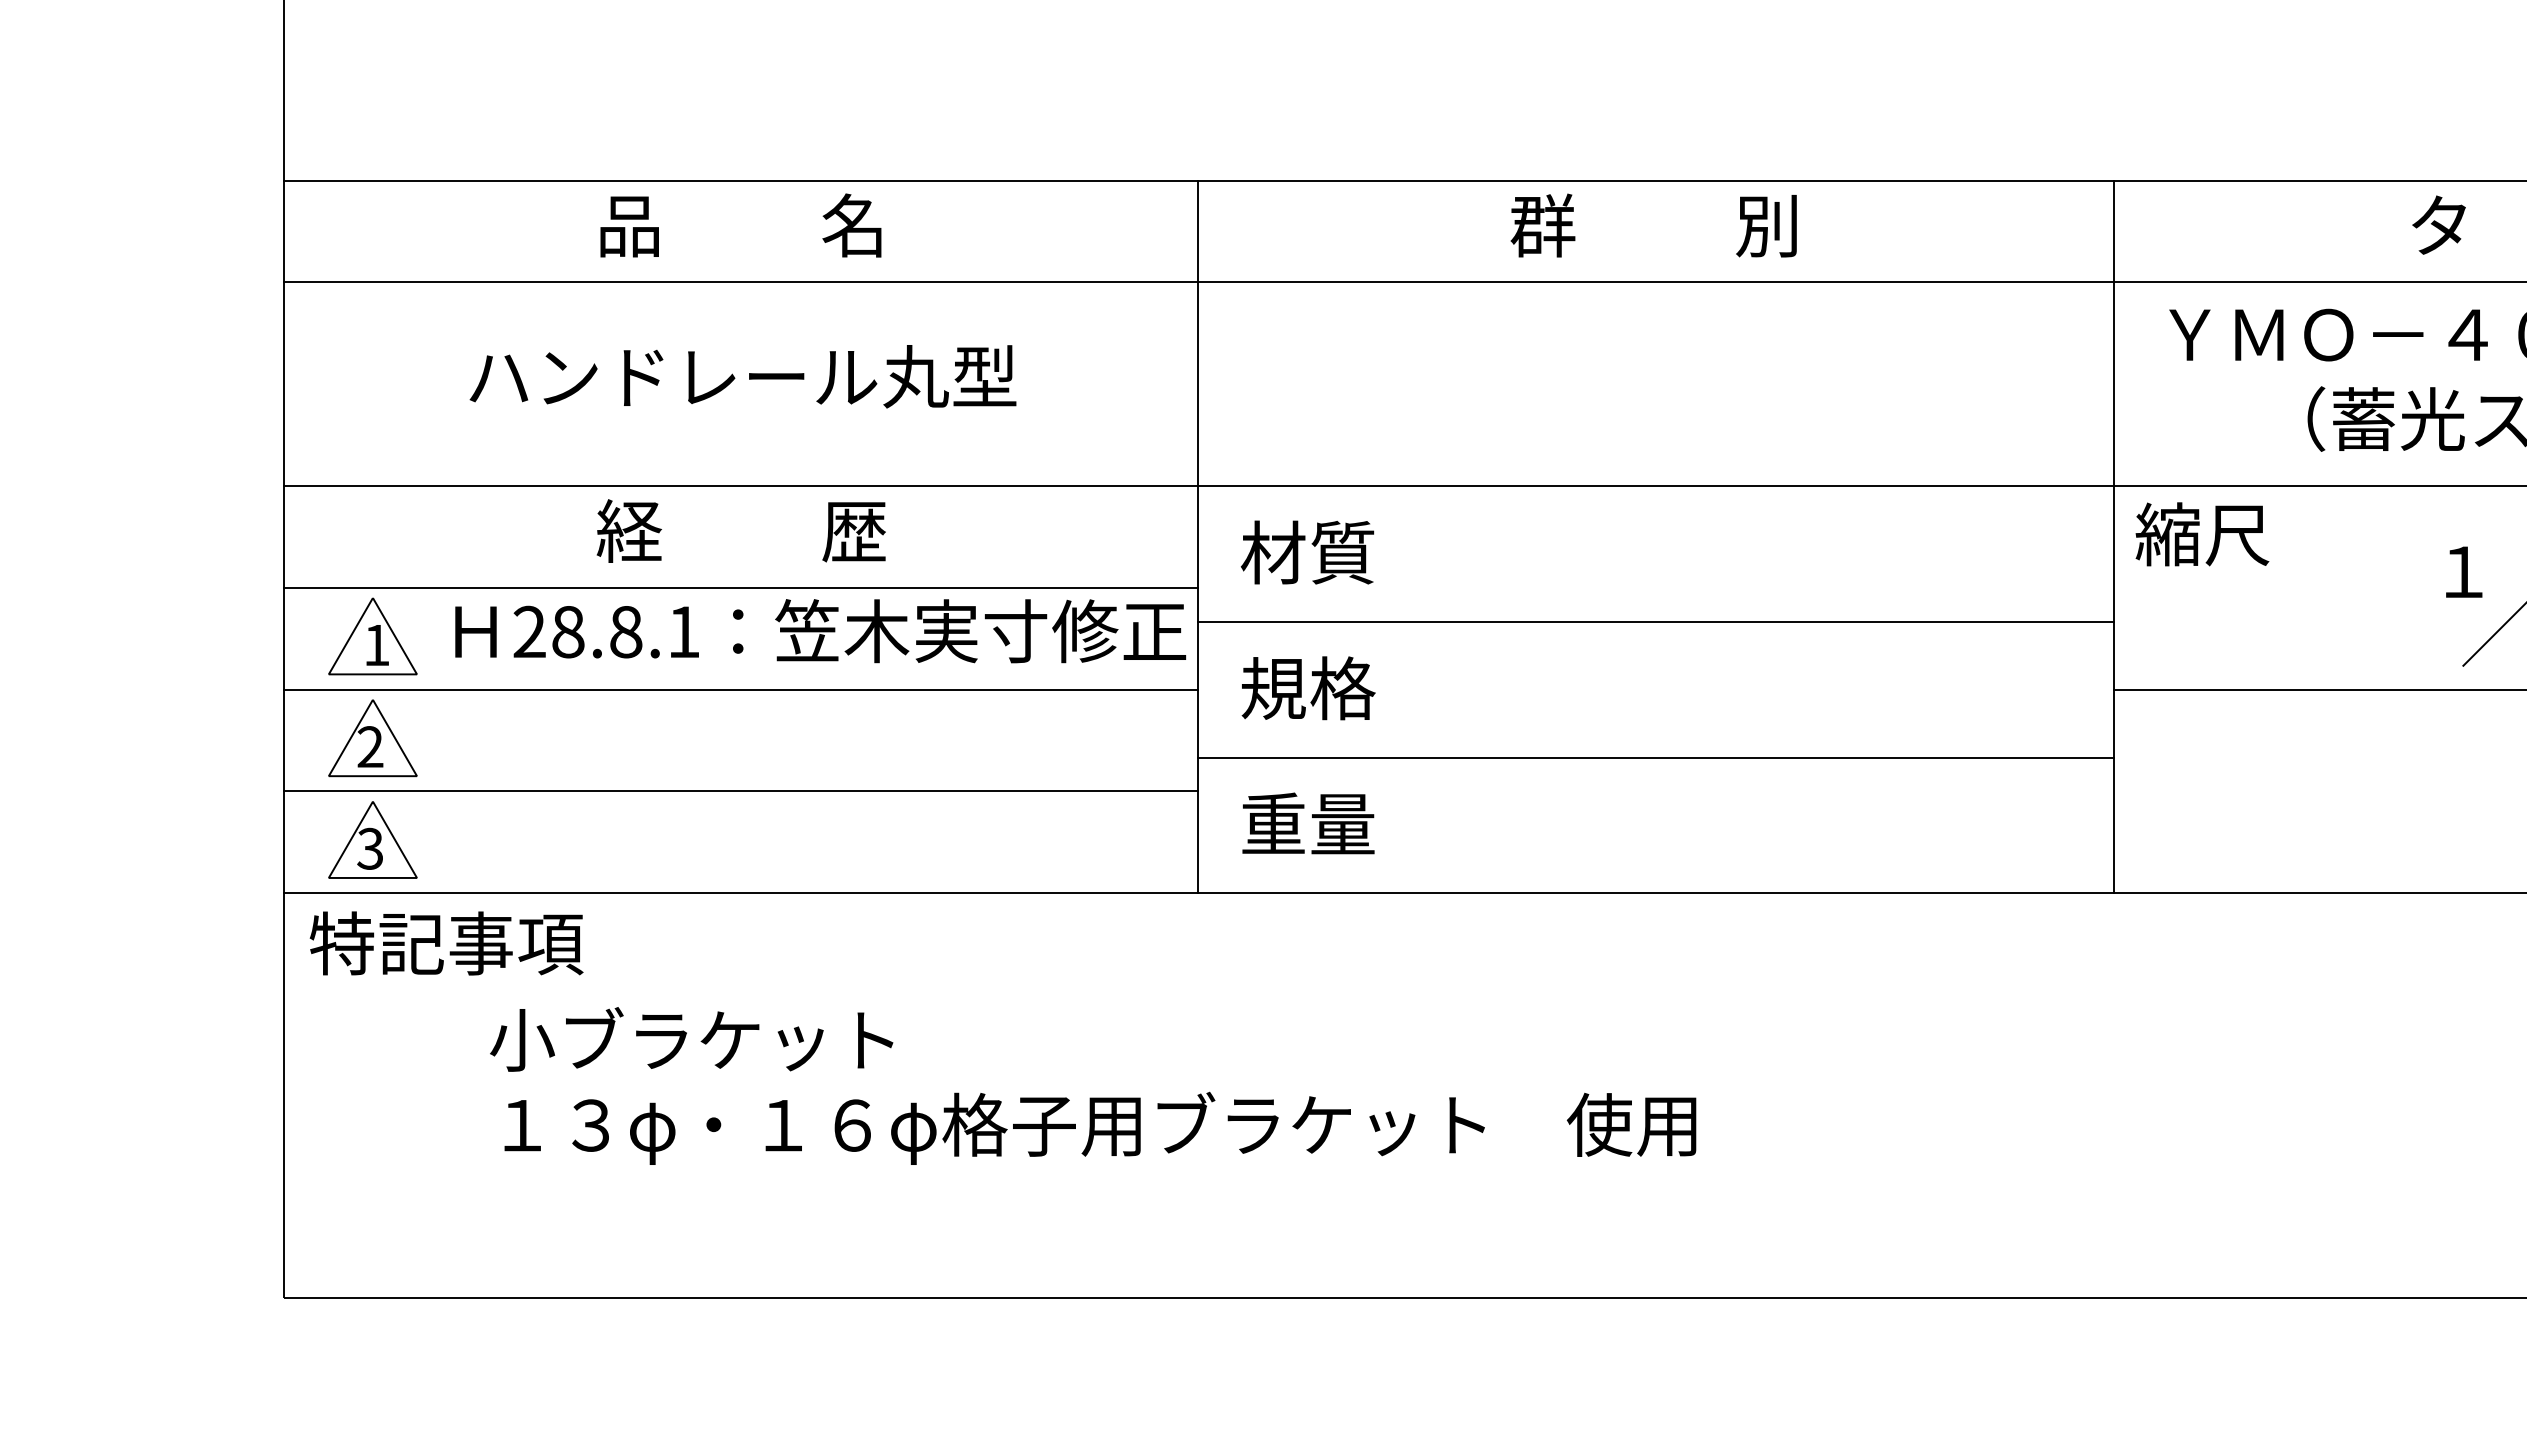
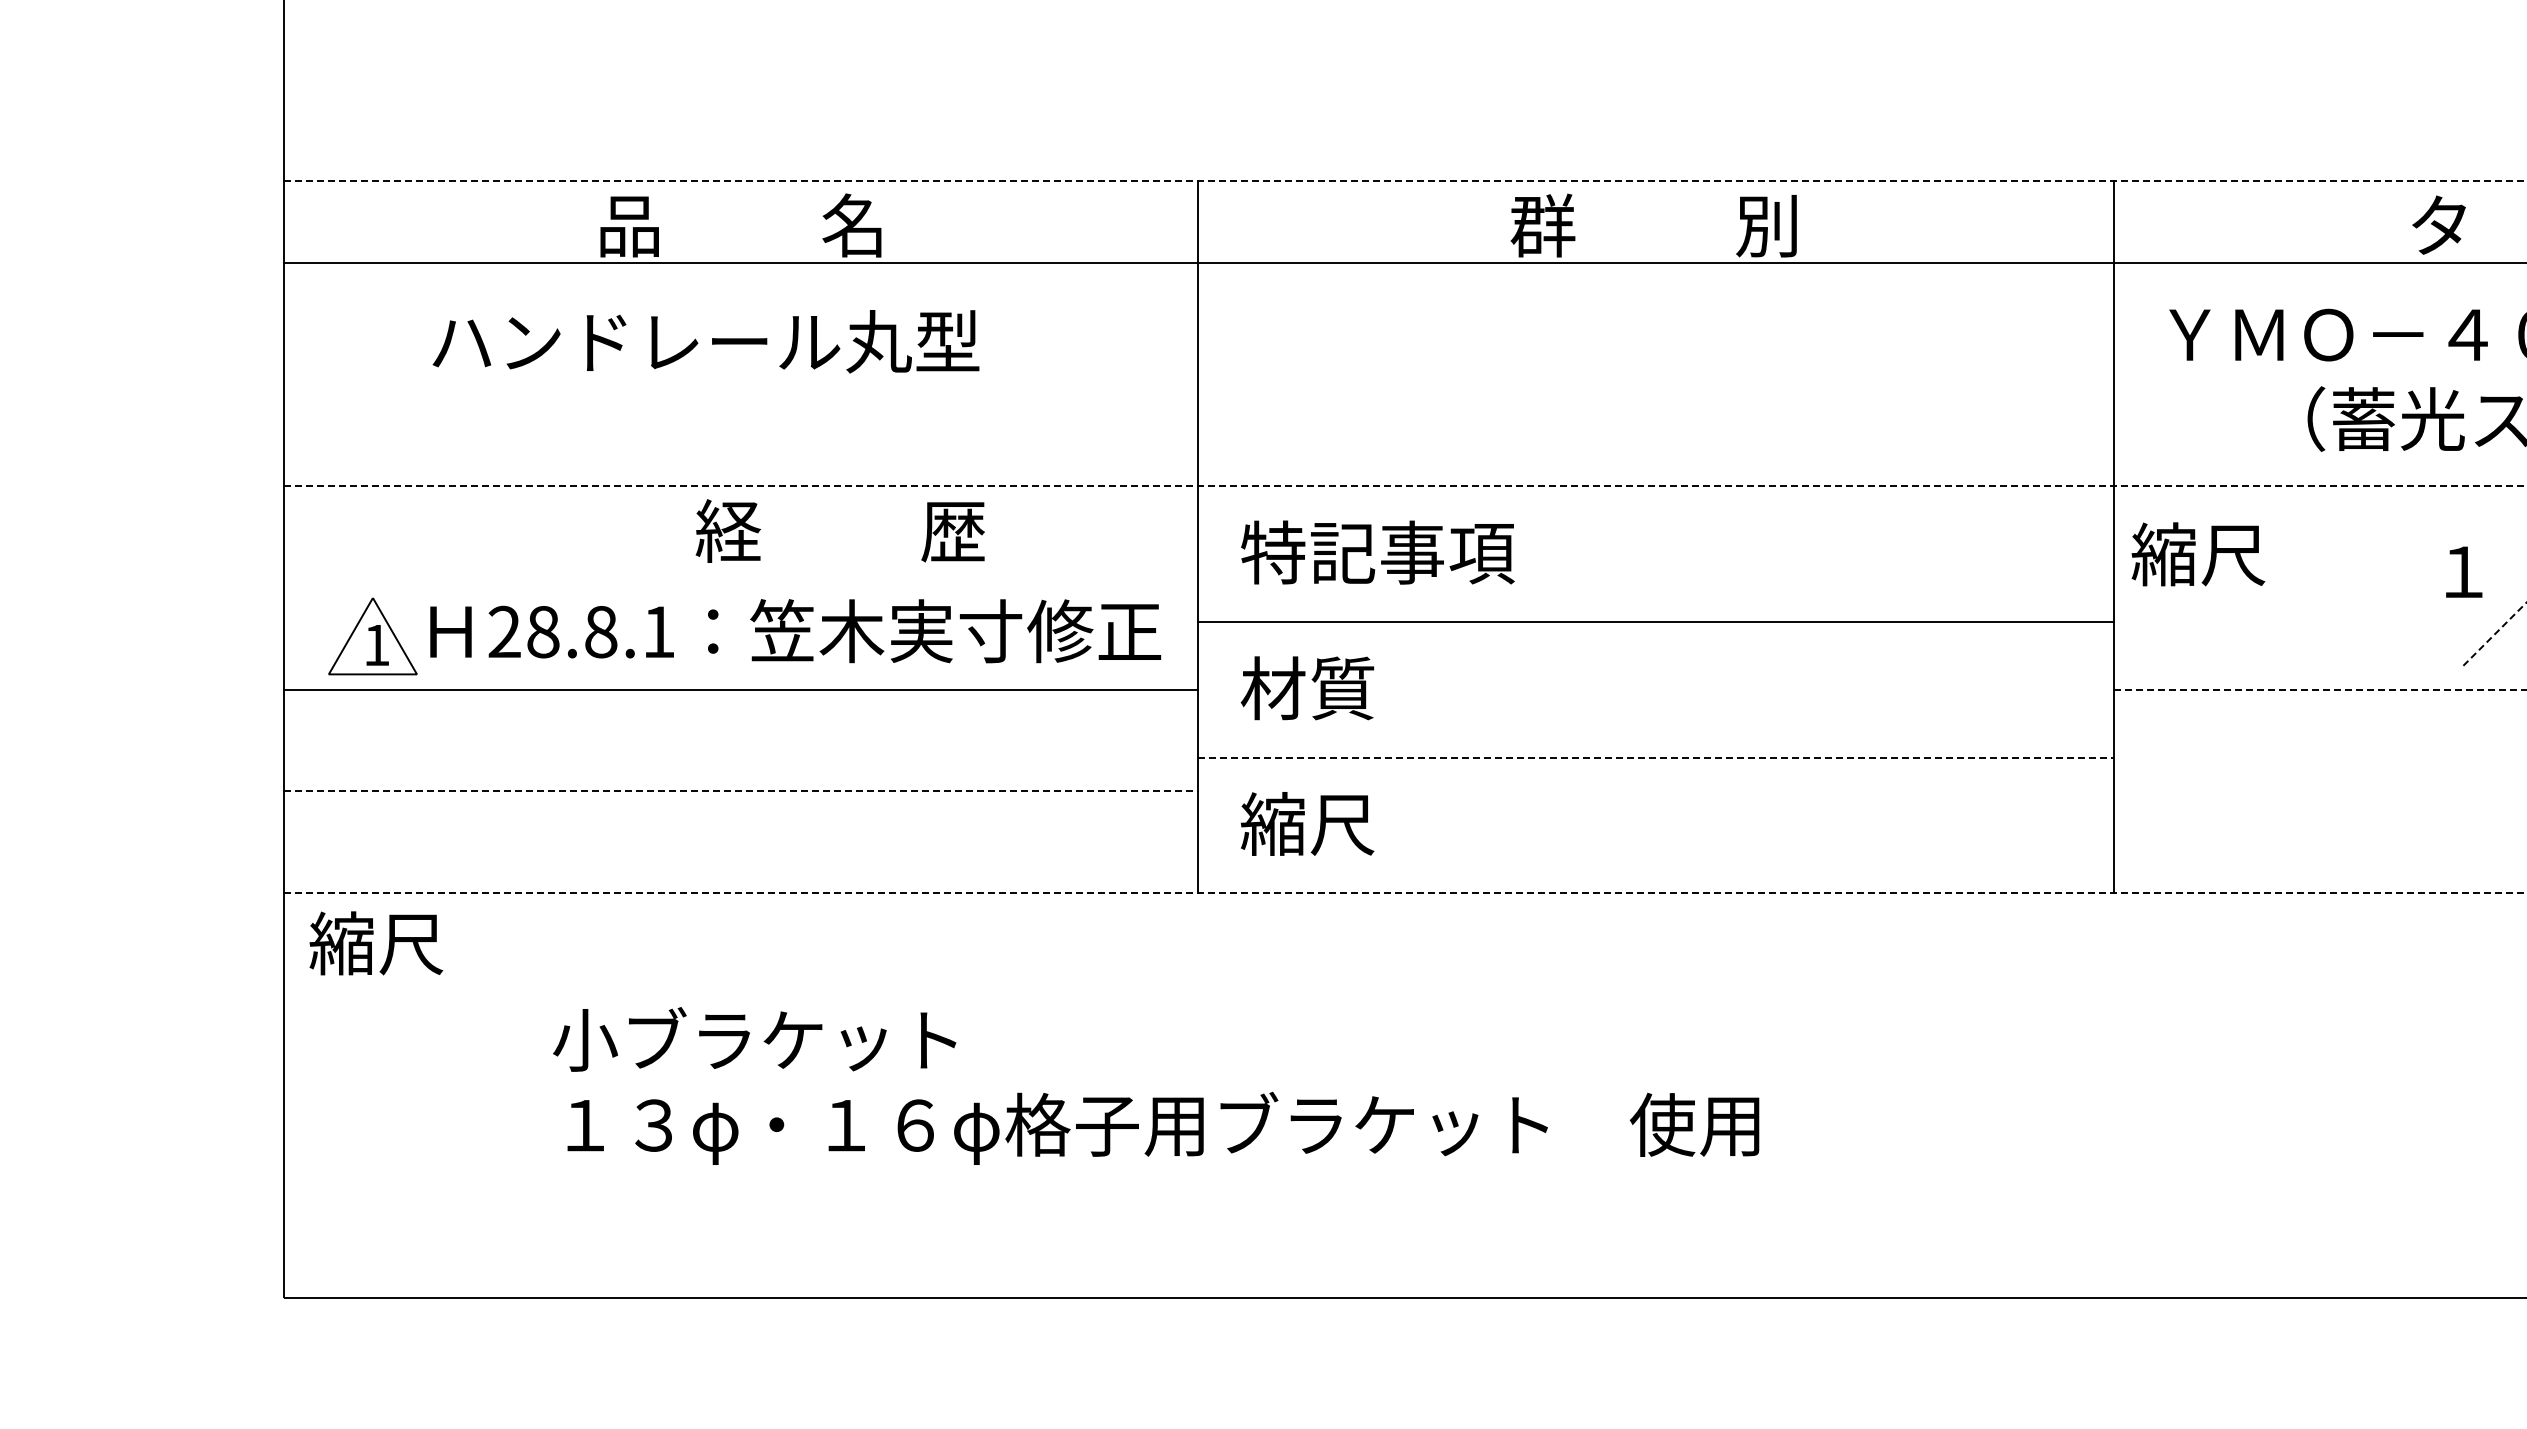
line: solid -> dashed (1405, 180)
line position: (1403, 282) -> (1403, 263) (1403, 263)
text position: (742, 376) -> (705, 341) (705, 341)
line: solid -> dashed (1405, 486)
text position: (740, 530) -> (839, 530) (839, 530)
text position: (2202, 534) -> (2198, 554) (2198, 554)
text: 材質 -> 特記事項 (1377, 552)
line: present -> none (740, 587)
text position: (820, 631) -> (795, 631) (795, 631)
line: solid -> dashed (2495, 634)
text: 規格 -> 材質 (1307, 688)
line: solid -> dashed (2320, 689)
part: present -> none (372, 738)
line: solid -> dashed (1656, 757)
line: solid -> dashed (740, 791)
text: 重量 -> 縮尺 (1307, 823)
part: present -> none (372, 839)
line: solid -> dashed (1405, 893)
text: 特記事項 -> 縮尺 (446, 943)
text position: (1093, 1085) -> (1156, 1085) (1156, 1085)
